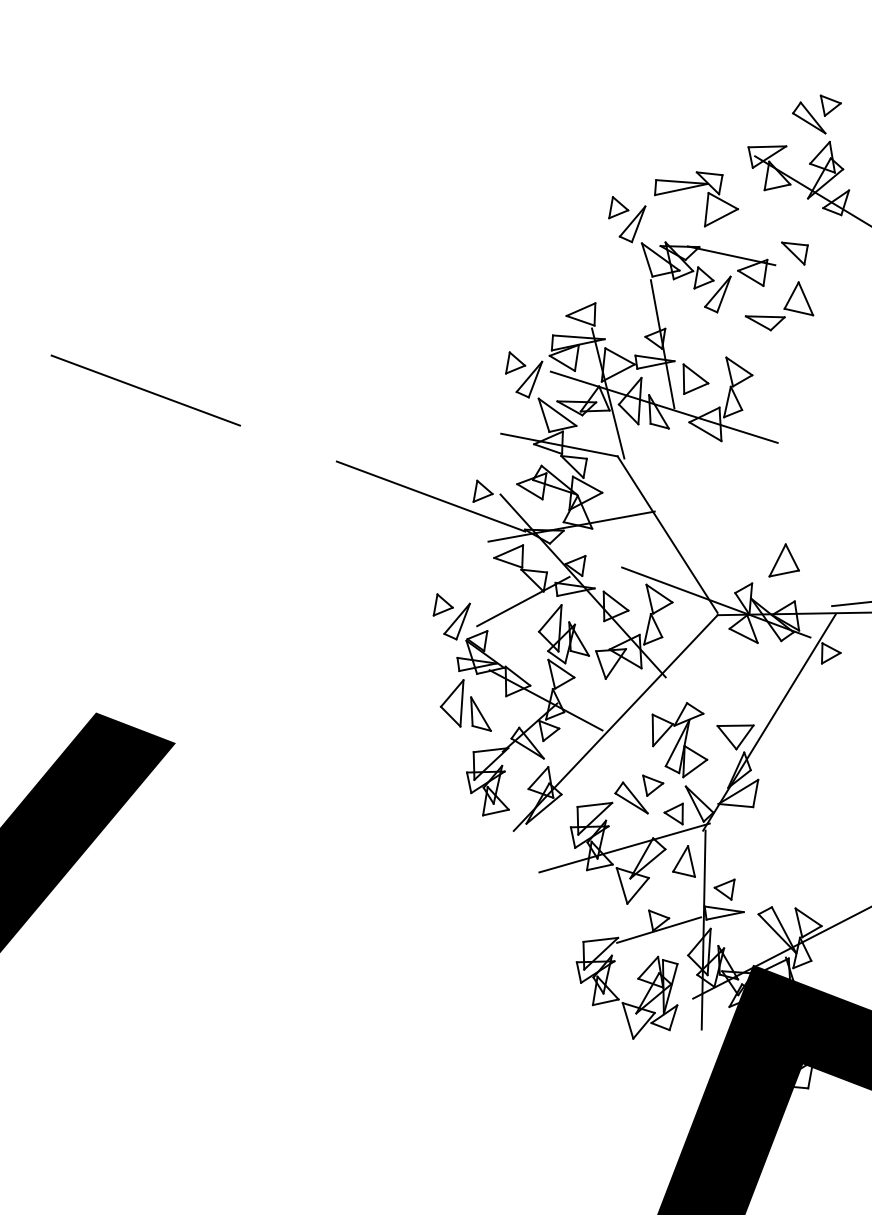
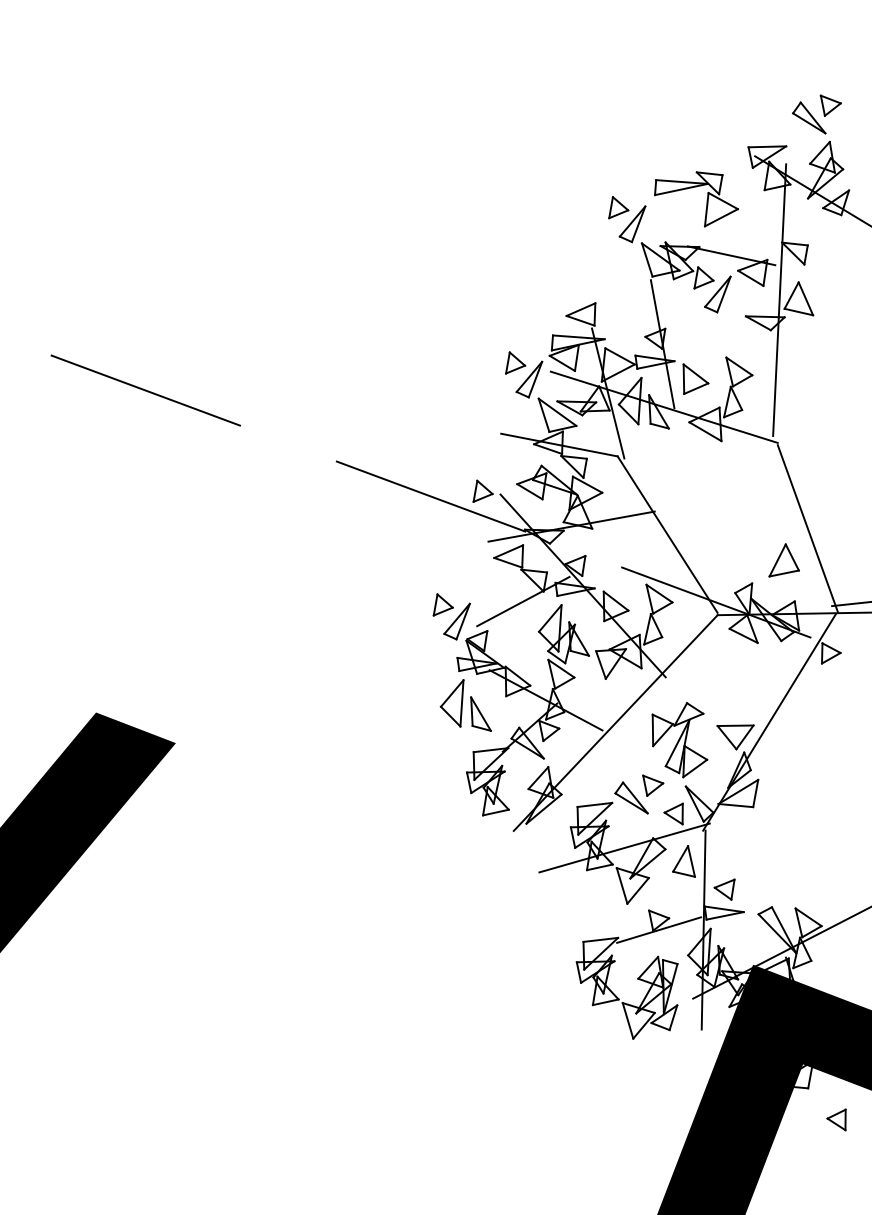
line: none -> present (779, 299)
line: none -> present (807, 528)
part: none -> present (836, 1119)
